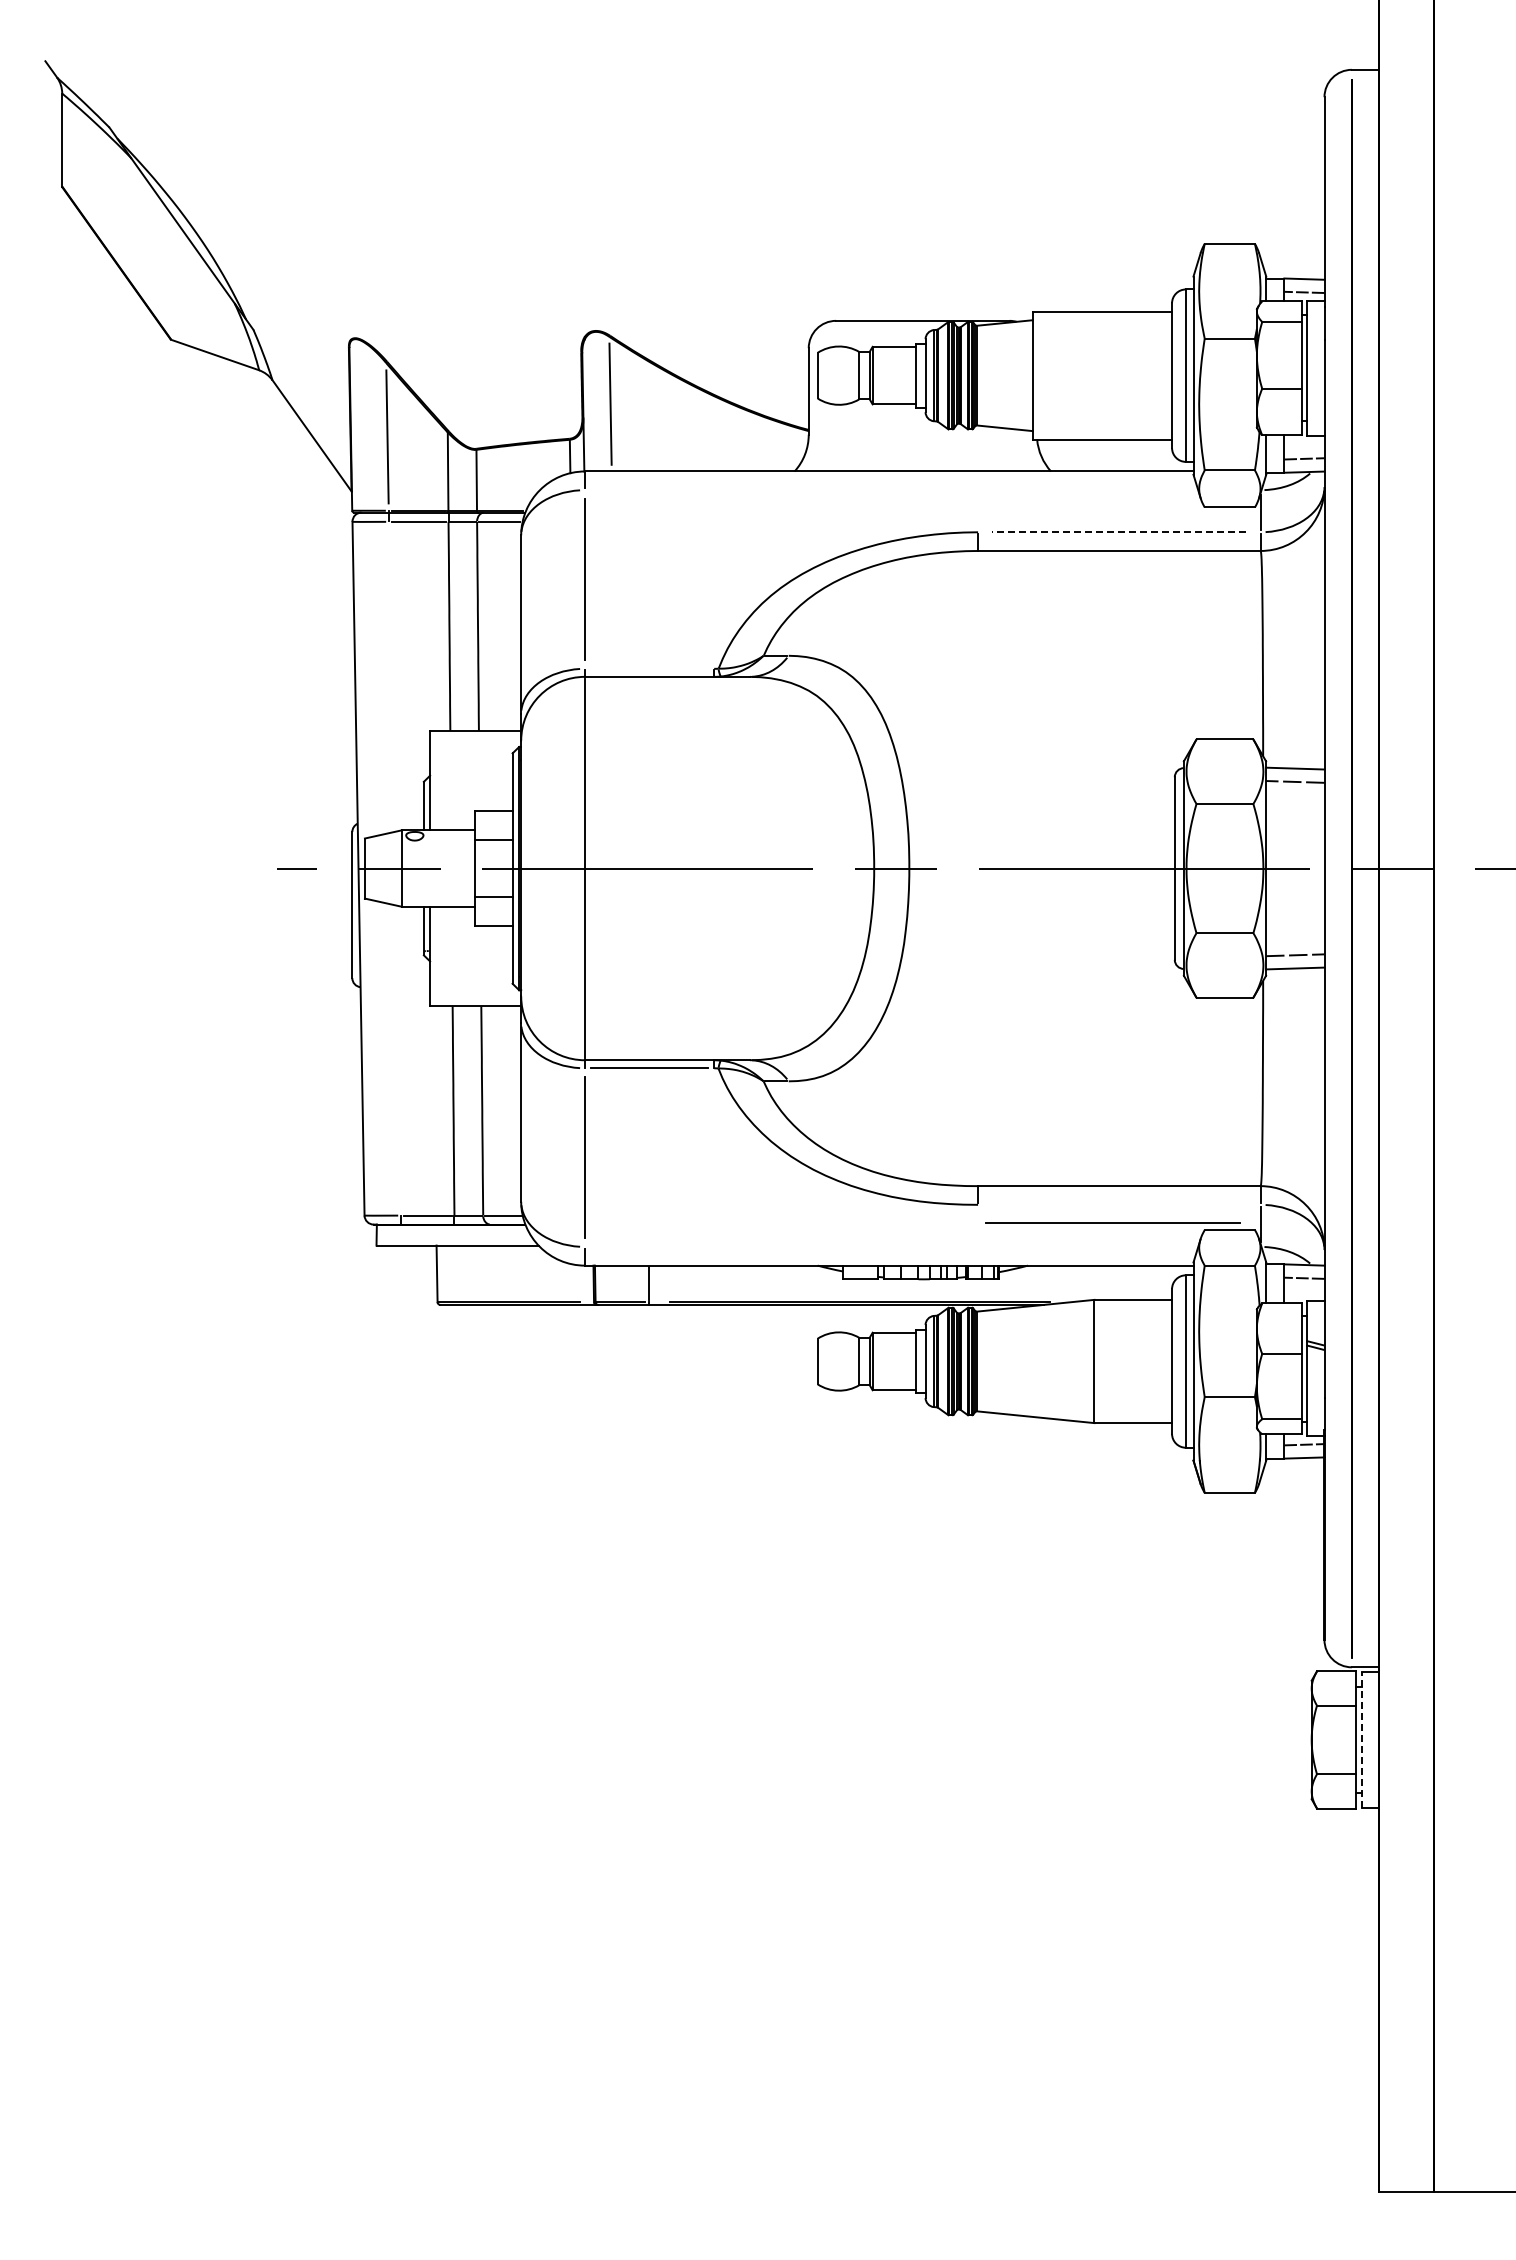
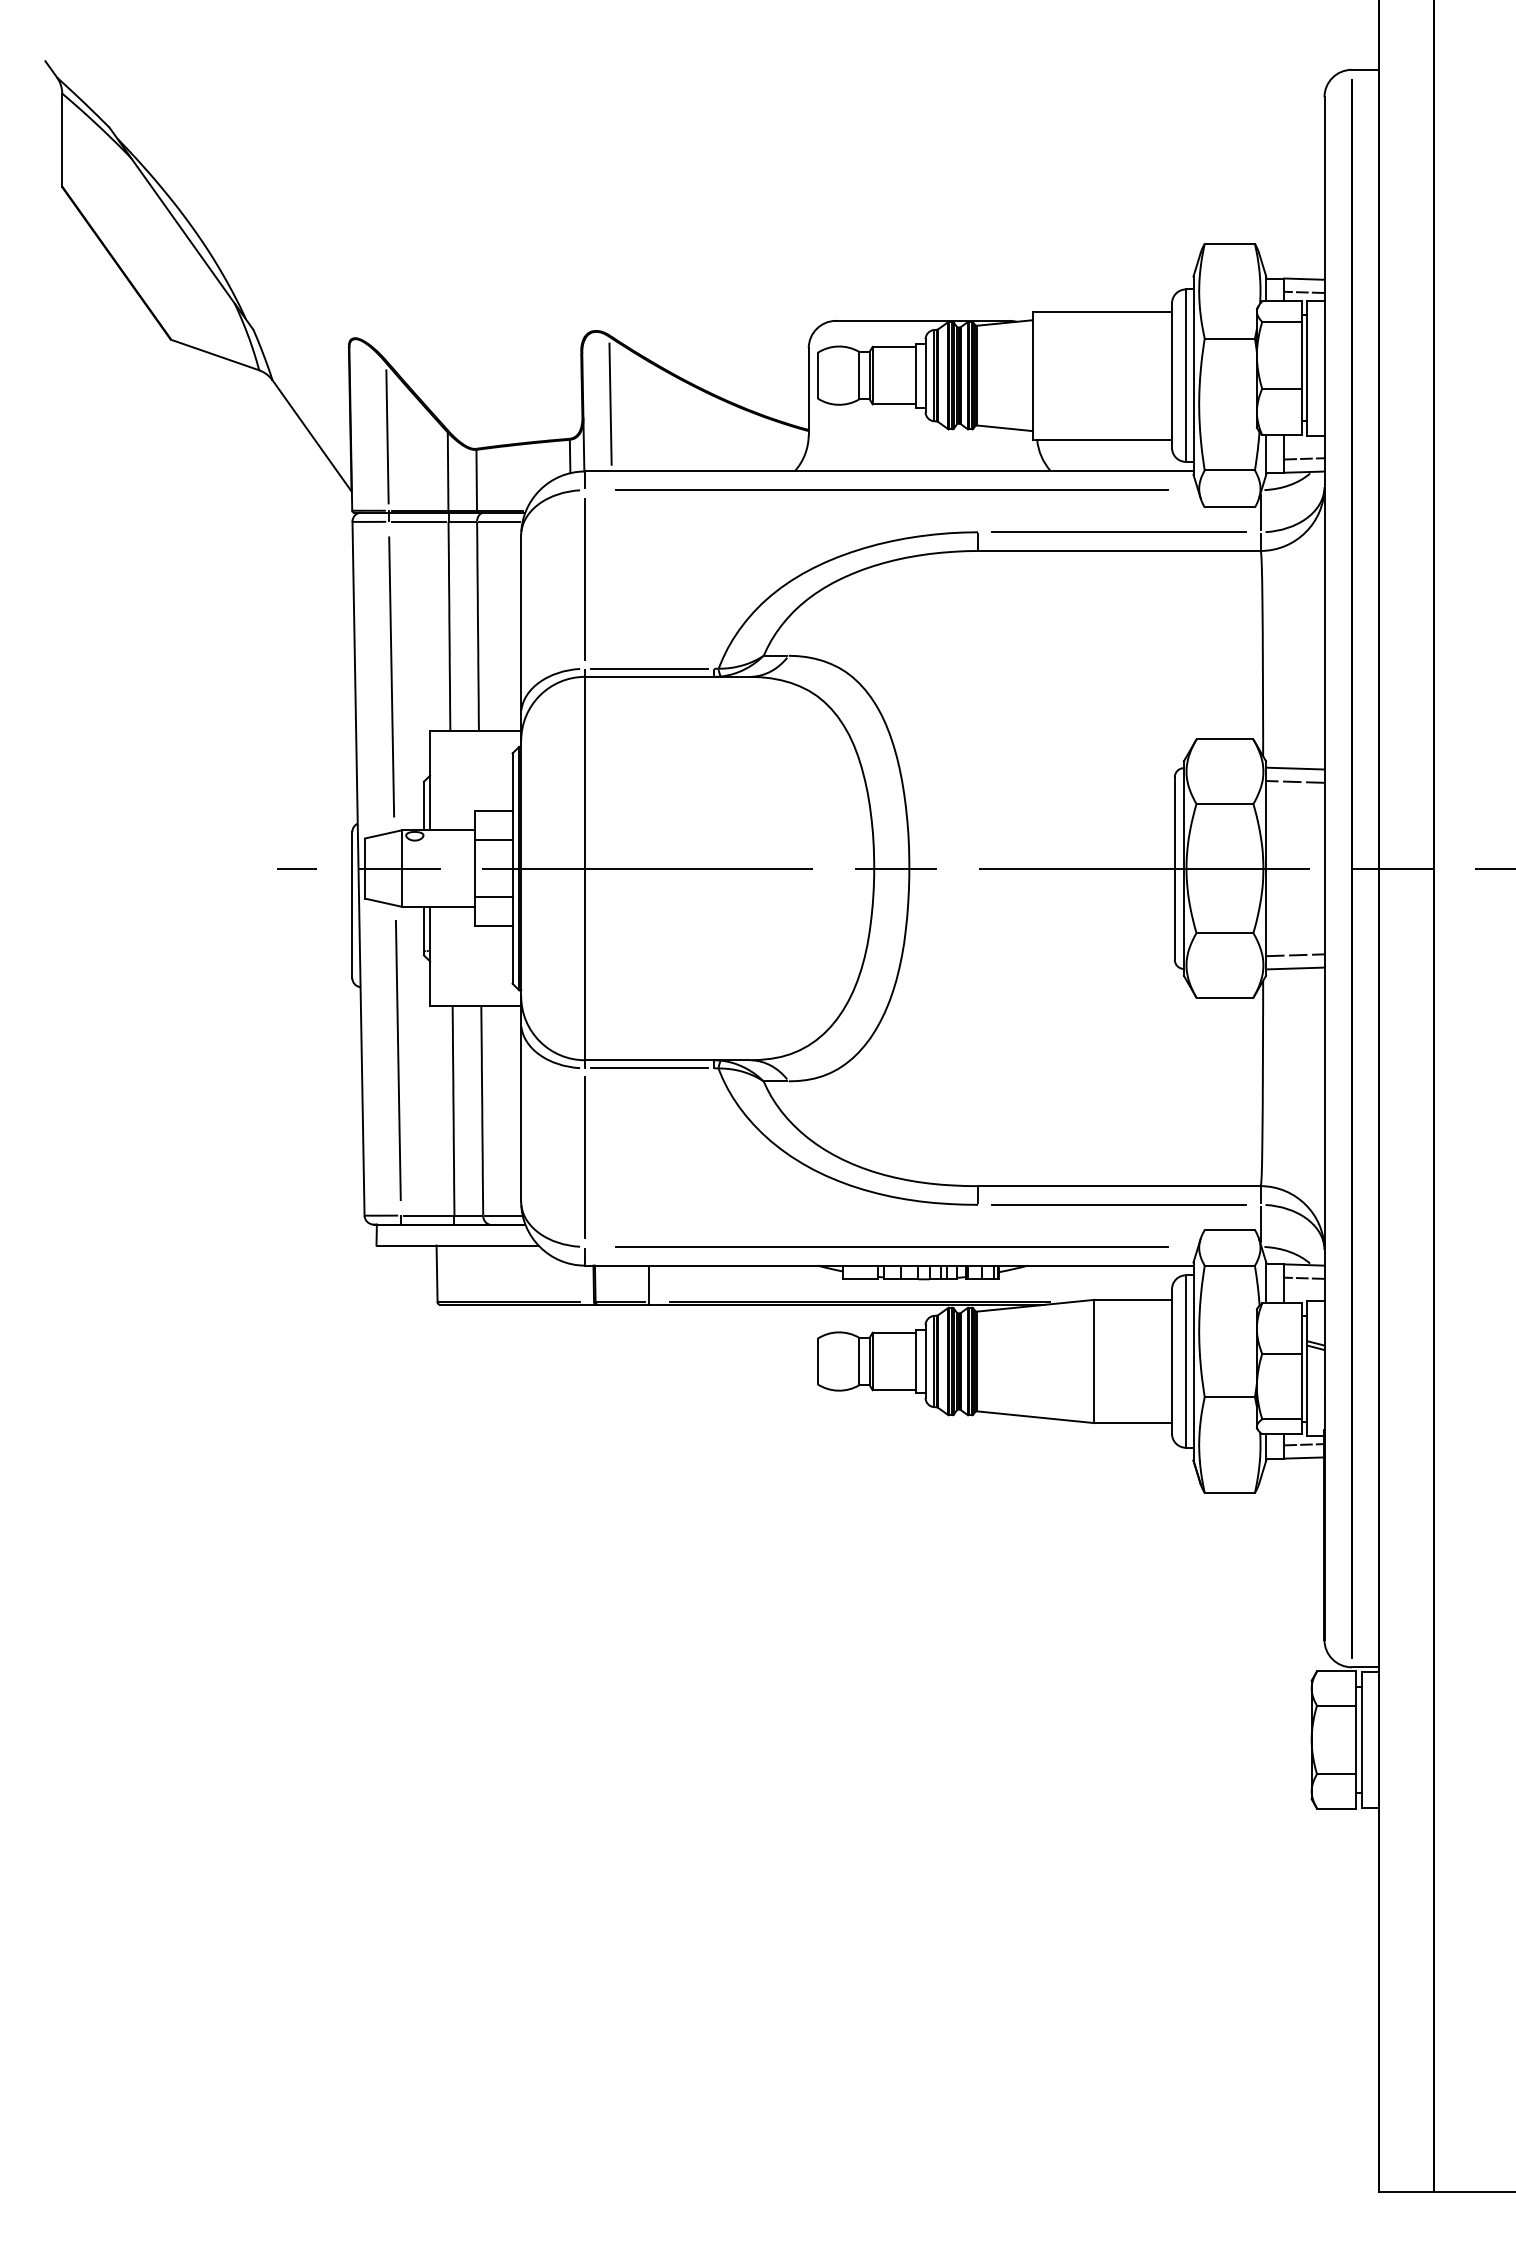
line: none -> present (891, 490)
line: dashed -> solid (1118, 532)
line: none -> present (649, 668)
line: none -> present (391, 676)
line: none -> present (397, 1060)
line position: (1112, 1222) -> (1118, 1204) (1118, 1204)
line: none -> present (891, 1246)
line: dashed -> solid (1361, 1739)
